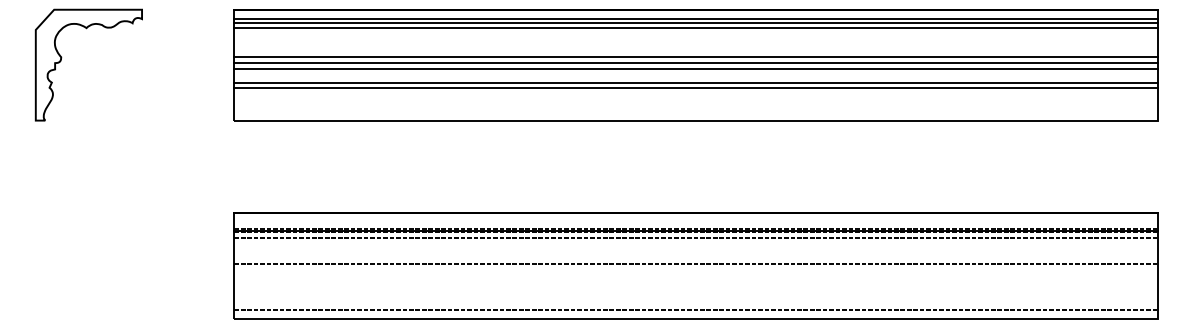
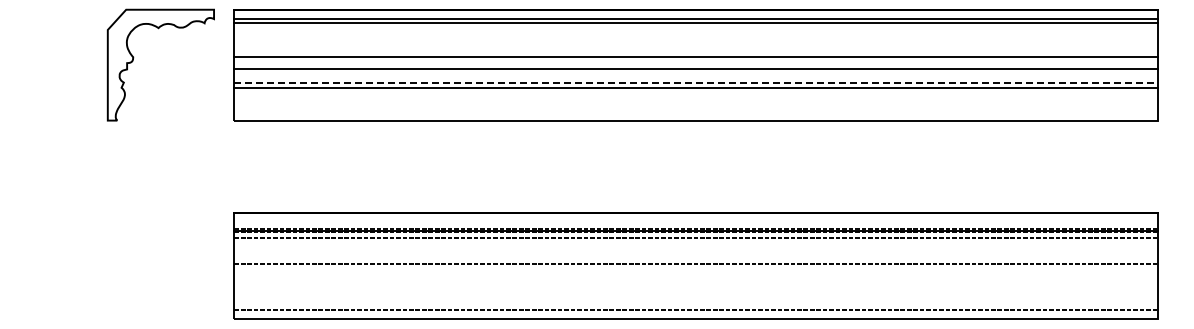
line: present -> none (696, 27)
part position: (62, 57) -> (134, 57) (134, 57)
line: present -> none (696, 63)
line: solid -> dashed (696, 82)
